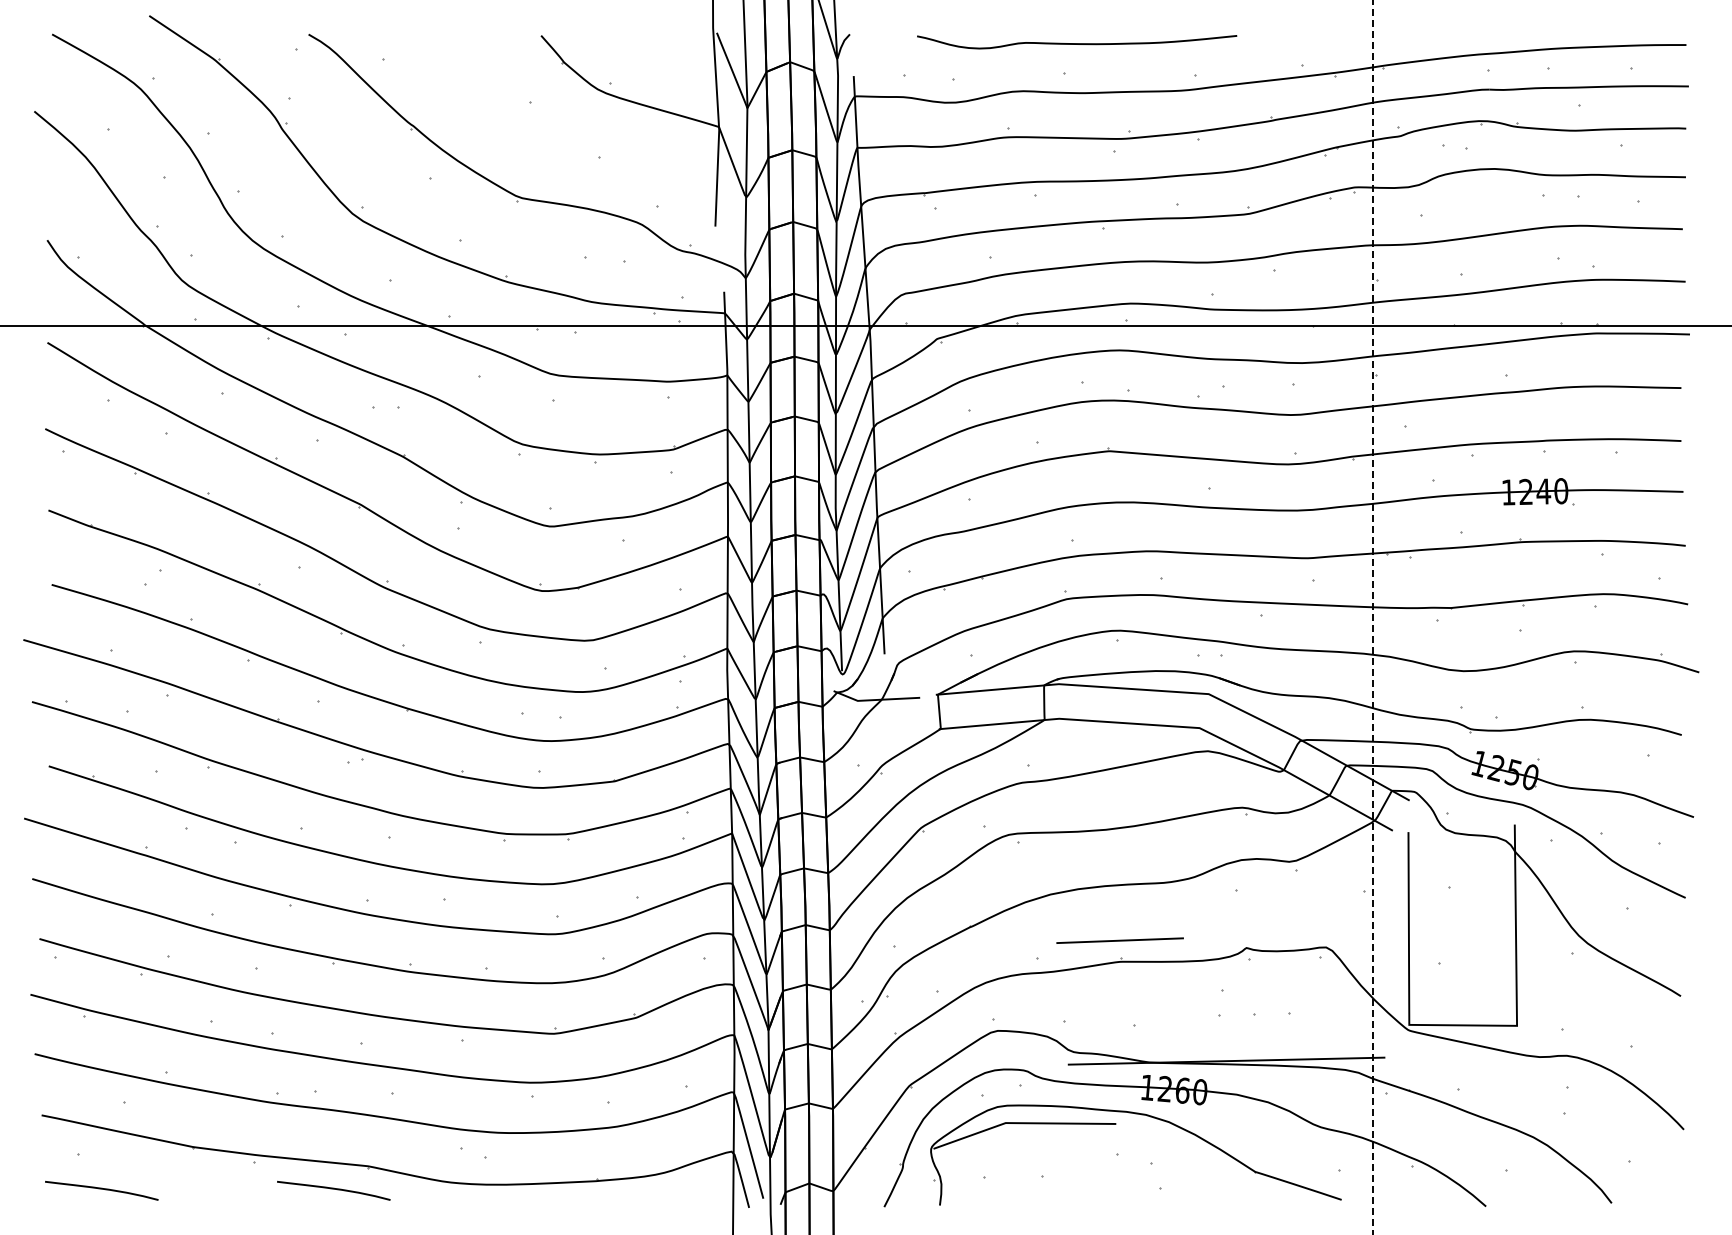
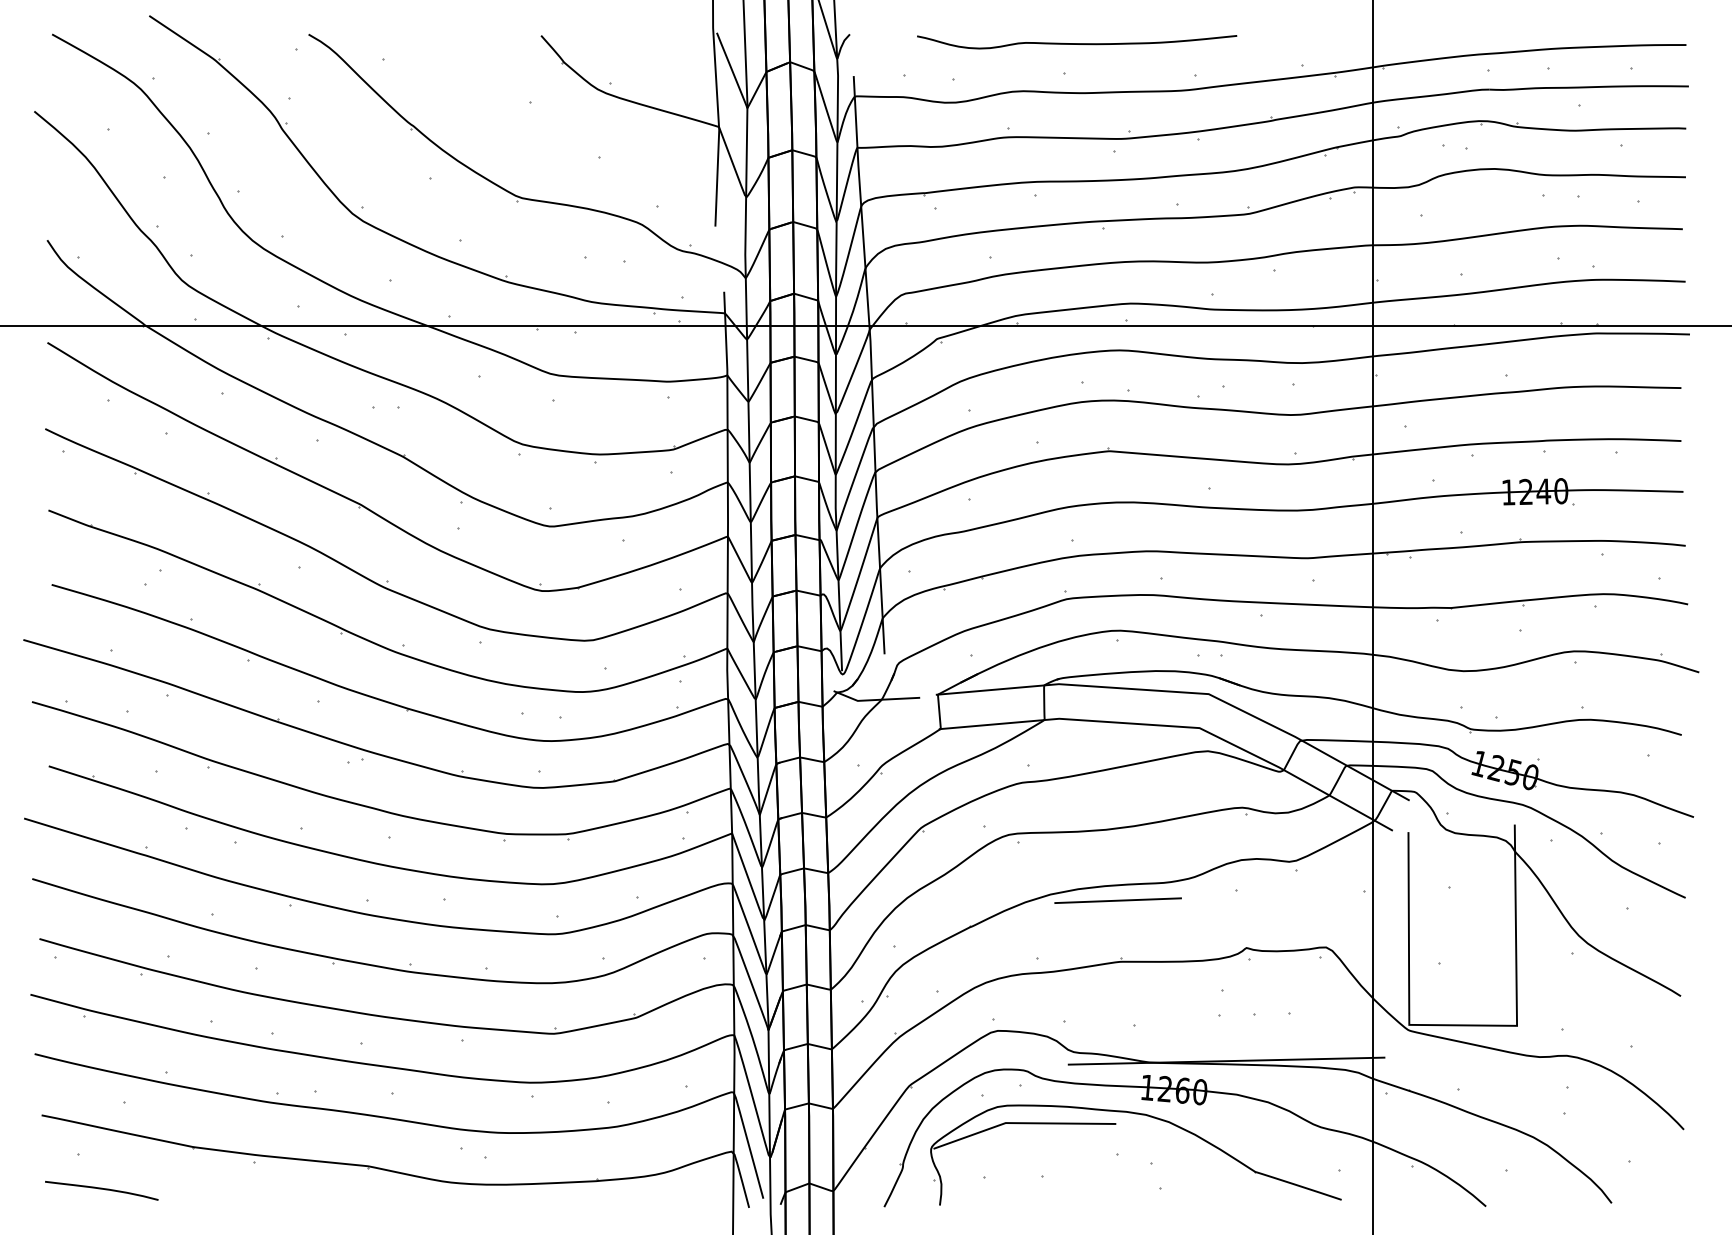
line: dashed -> solid (1372, 617)
line position: (1119, 940) -> (1117, 900) (1117, 900)
curve: present -> none (333, 1189)
